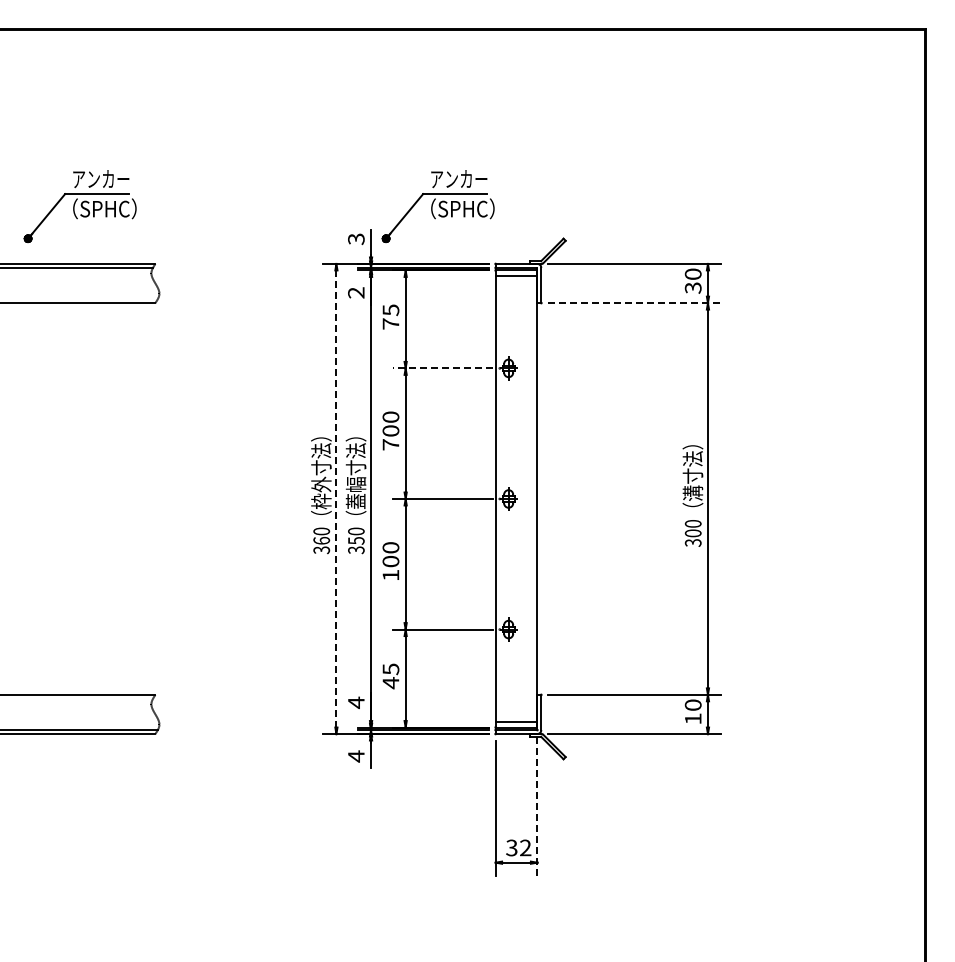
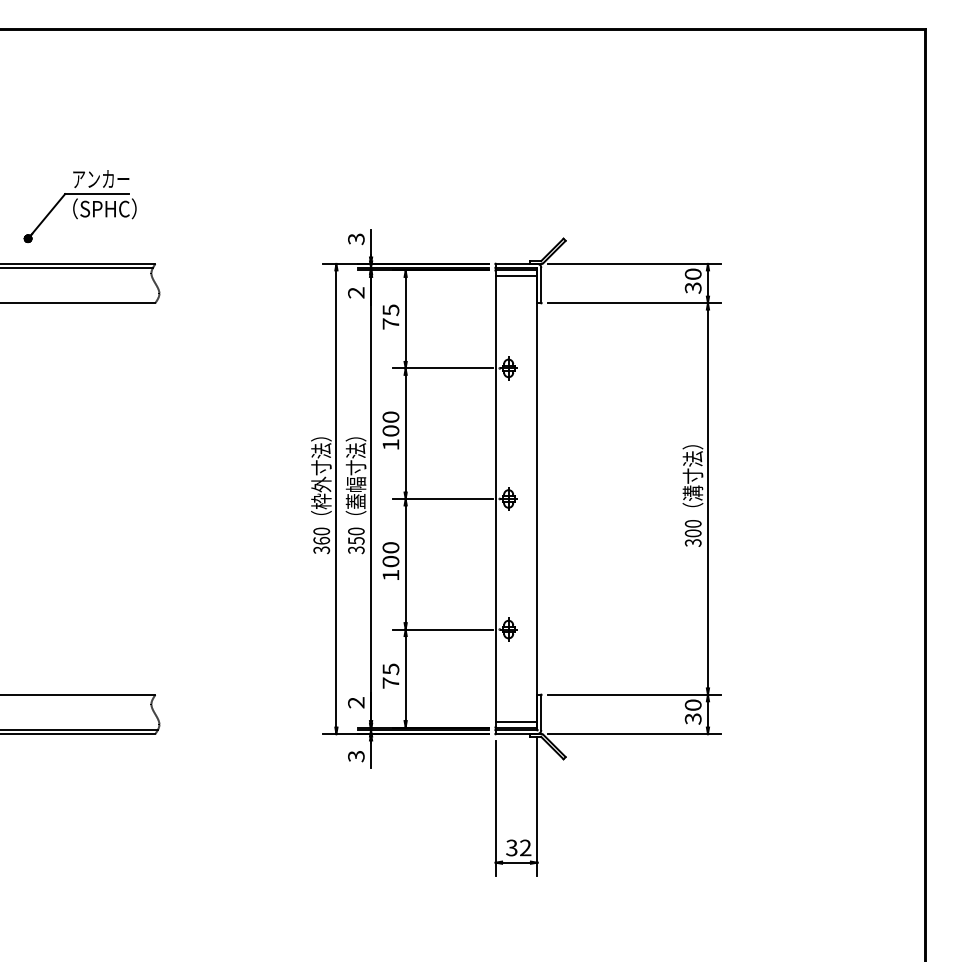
part: present -> none (437, 206)
line: dashed -> solid (634, 303)
line: dashed -> solid (442, 368)
text: 700 -> 100 (390, 444)
line: dashed -> solid (336, 498)
text: 45 -> 75 (390, 683)
text: 4 -> 2 (356, 702)
text: 10 -> 30 (692, 718)
text: 4 -> 3 (356, 756)
line: dashed -> solid (537, 806)
